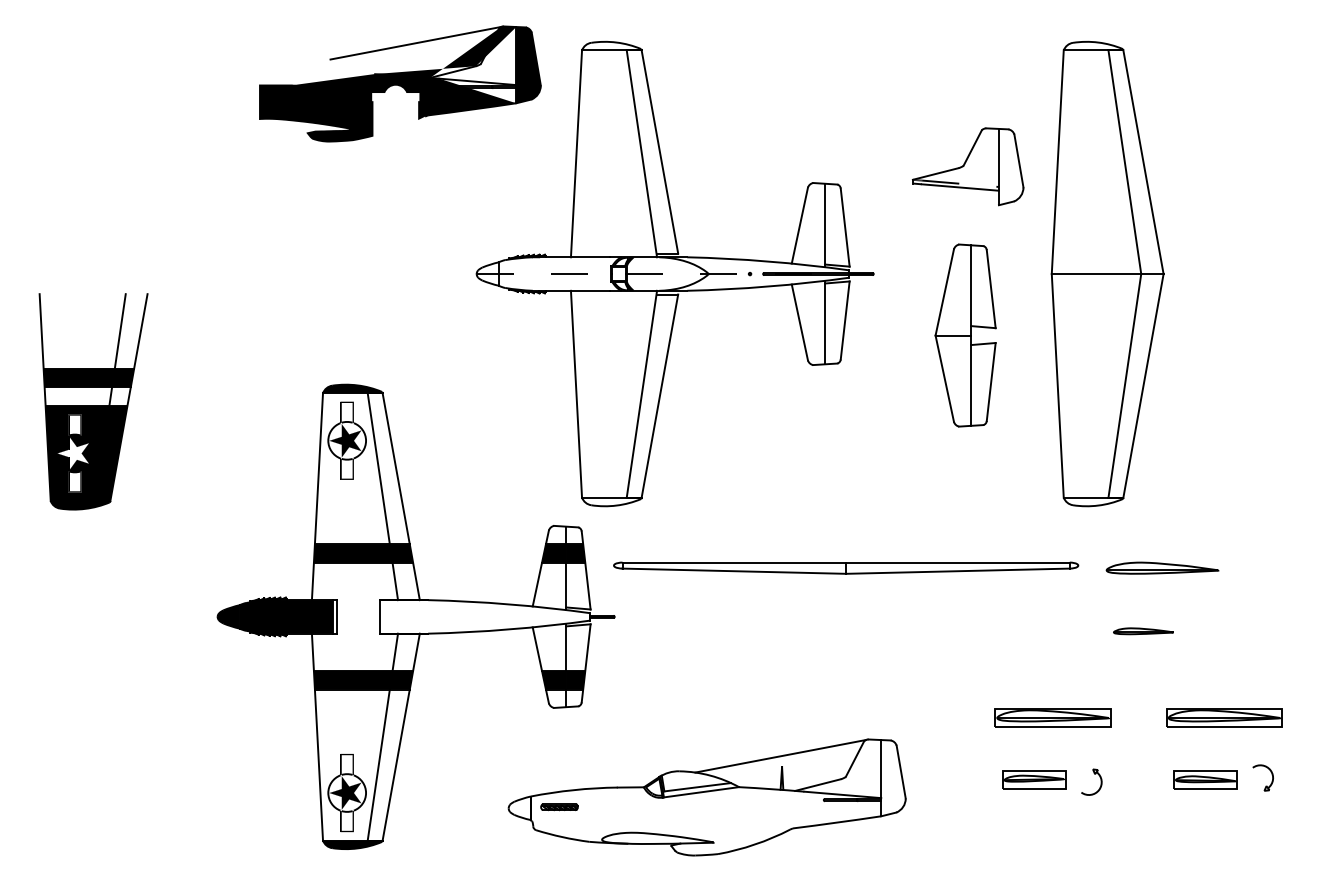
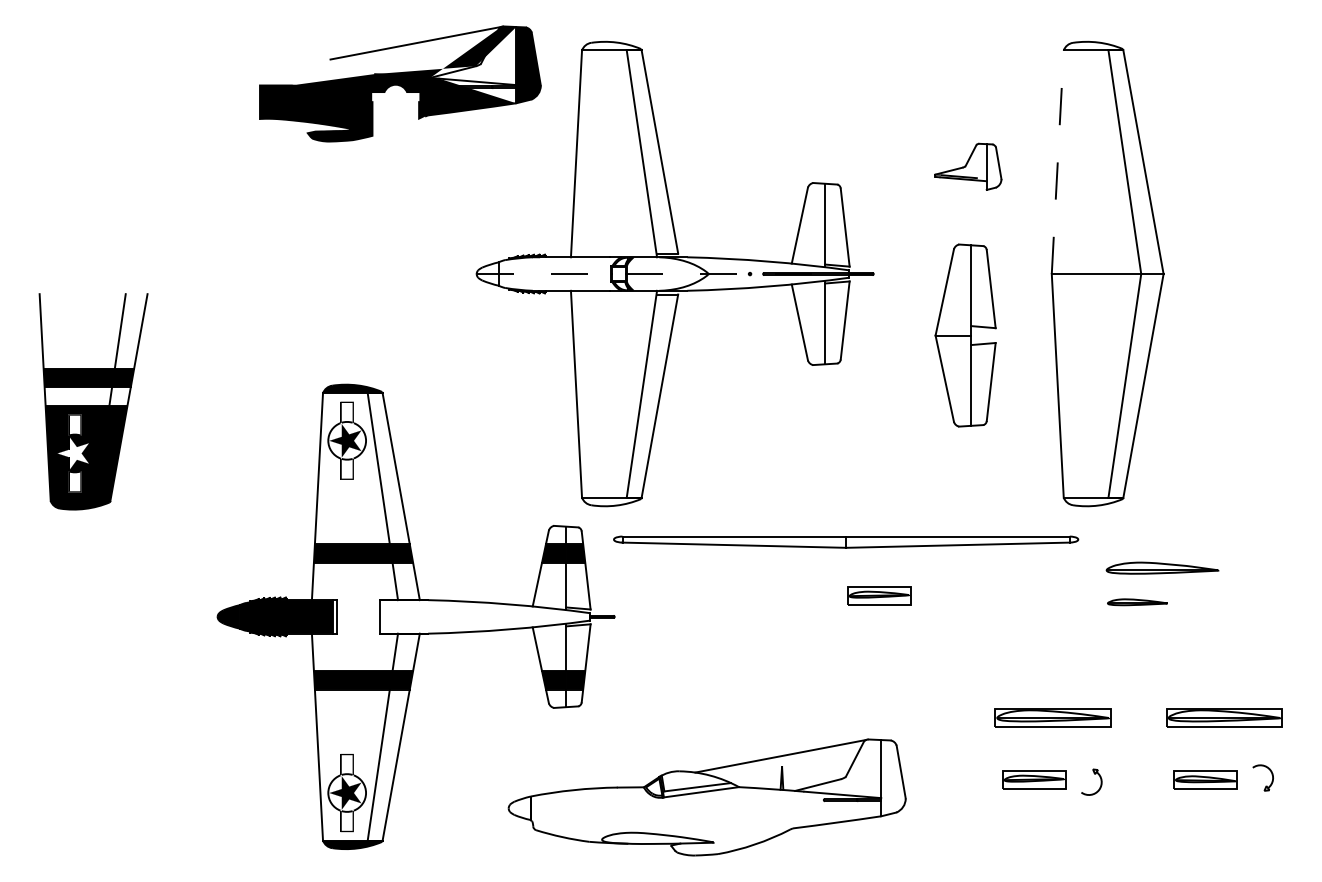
line: solid -> dashed (1057, 162)
part size: 113x80 px -> 69x49 px (968, 166)
part position: (846, 567) -> (846, 541) (846, 541)
part: none -> present (879, 595)
part position: (1143, 631) -> (1137, 602) (1137, 602)
part: present -> none (559, 807)
